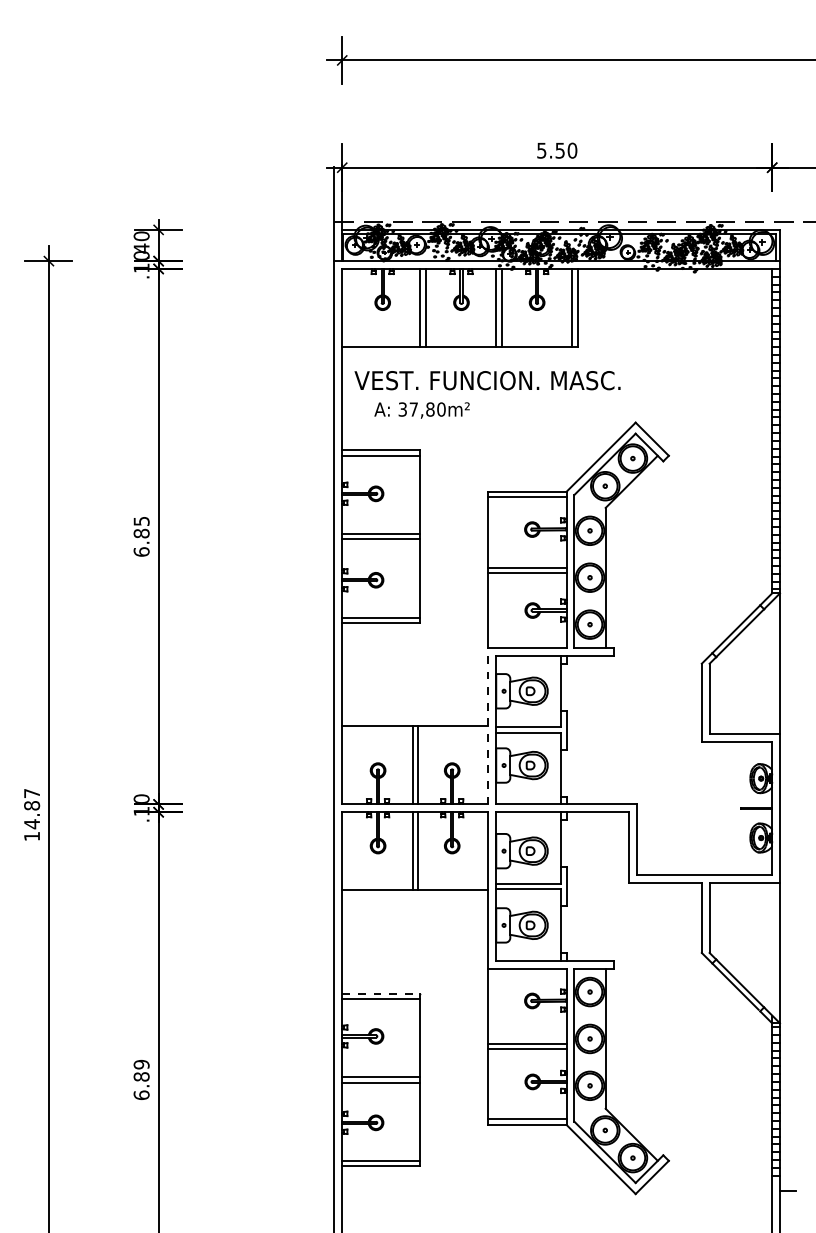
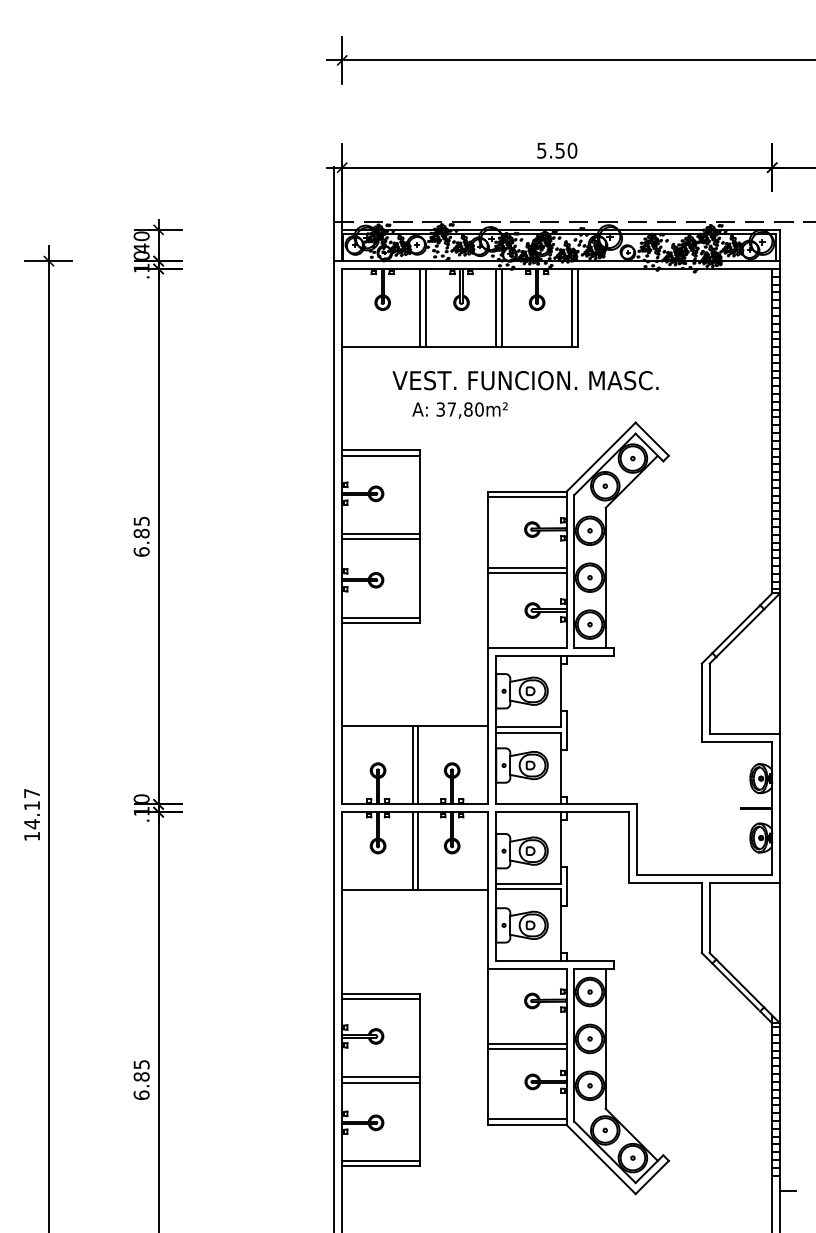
text position: (487, 394) -> (525, 394) (525, 394)
line: dashed -> solid (488, 725)
text: 14.87 -> 14.17 (32, 805)
line: dashed -> solid (381, 993)
text: 6.89 -> 6.85 (141, 1064)
